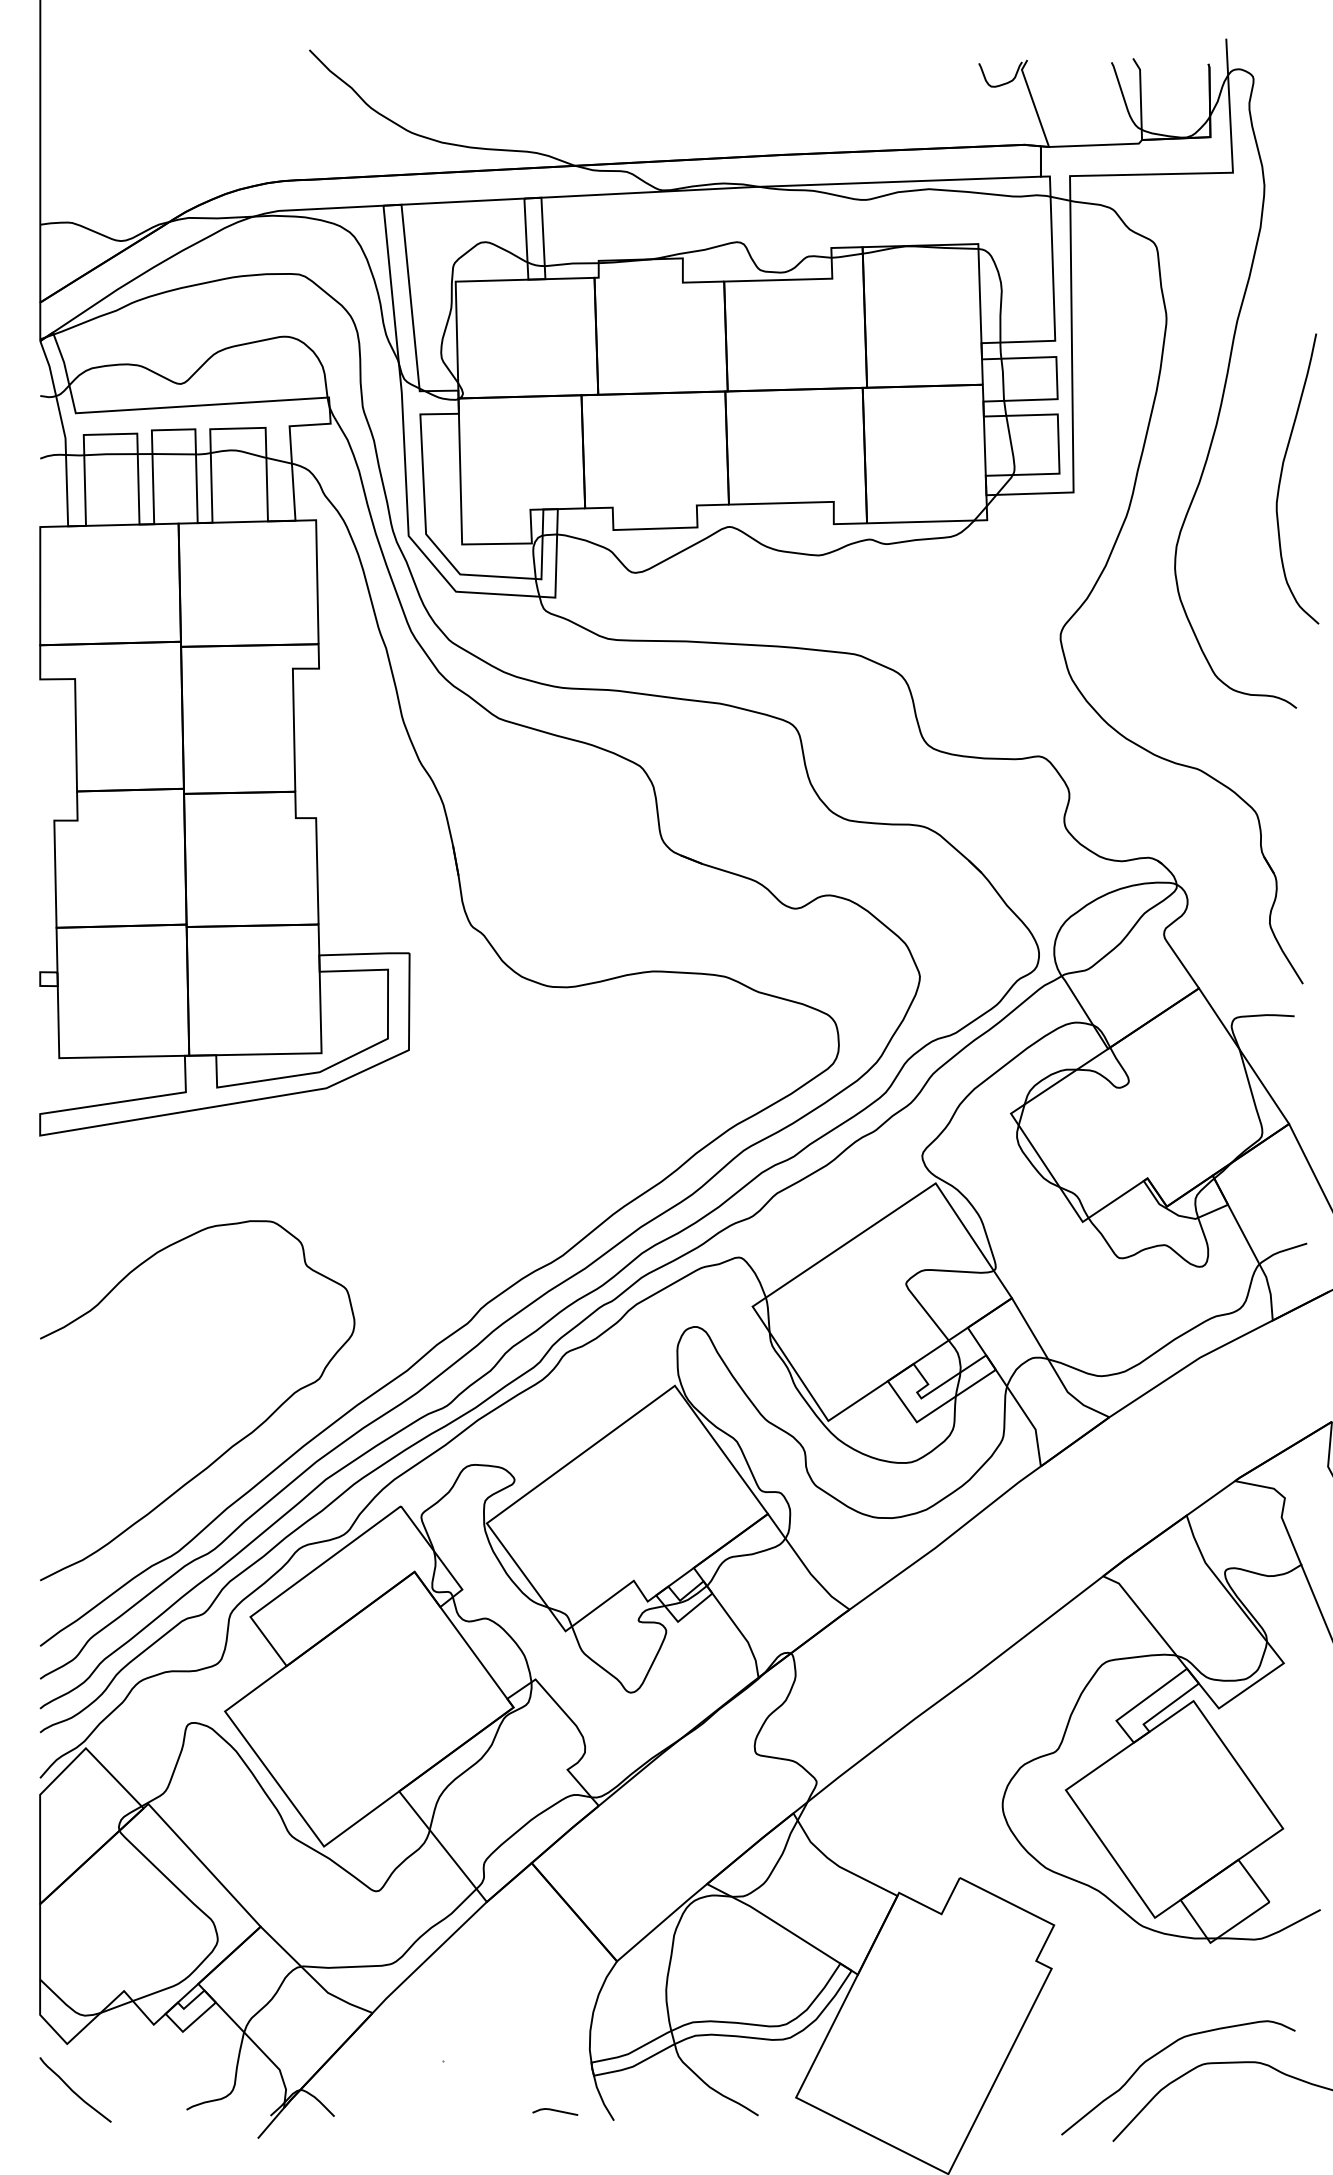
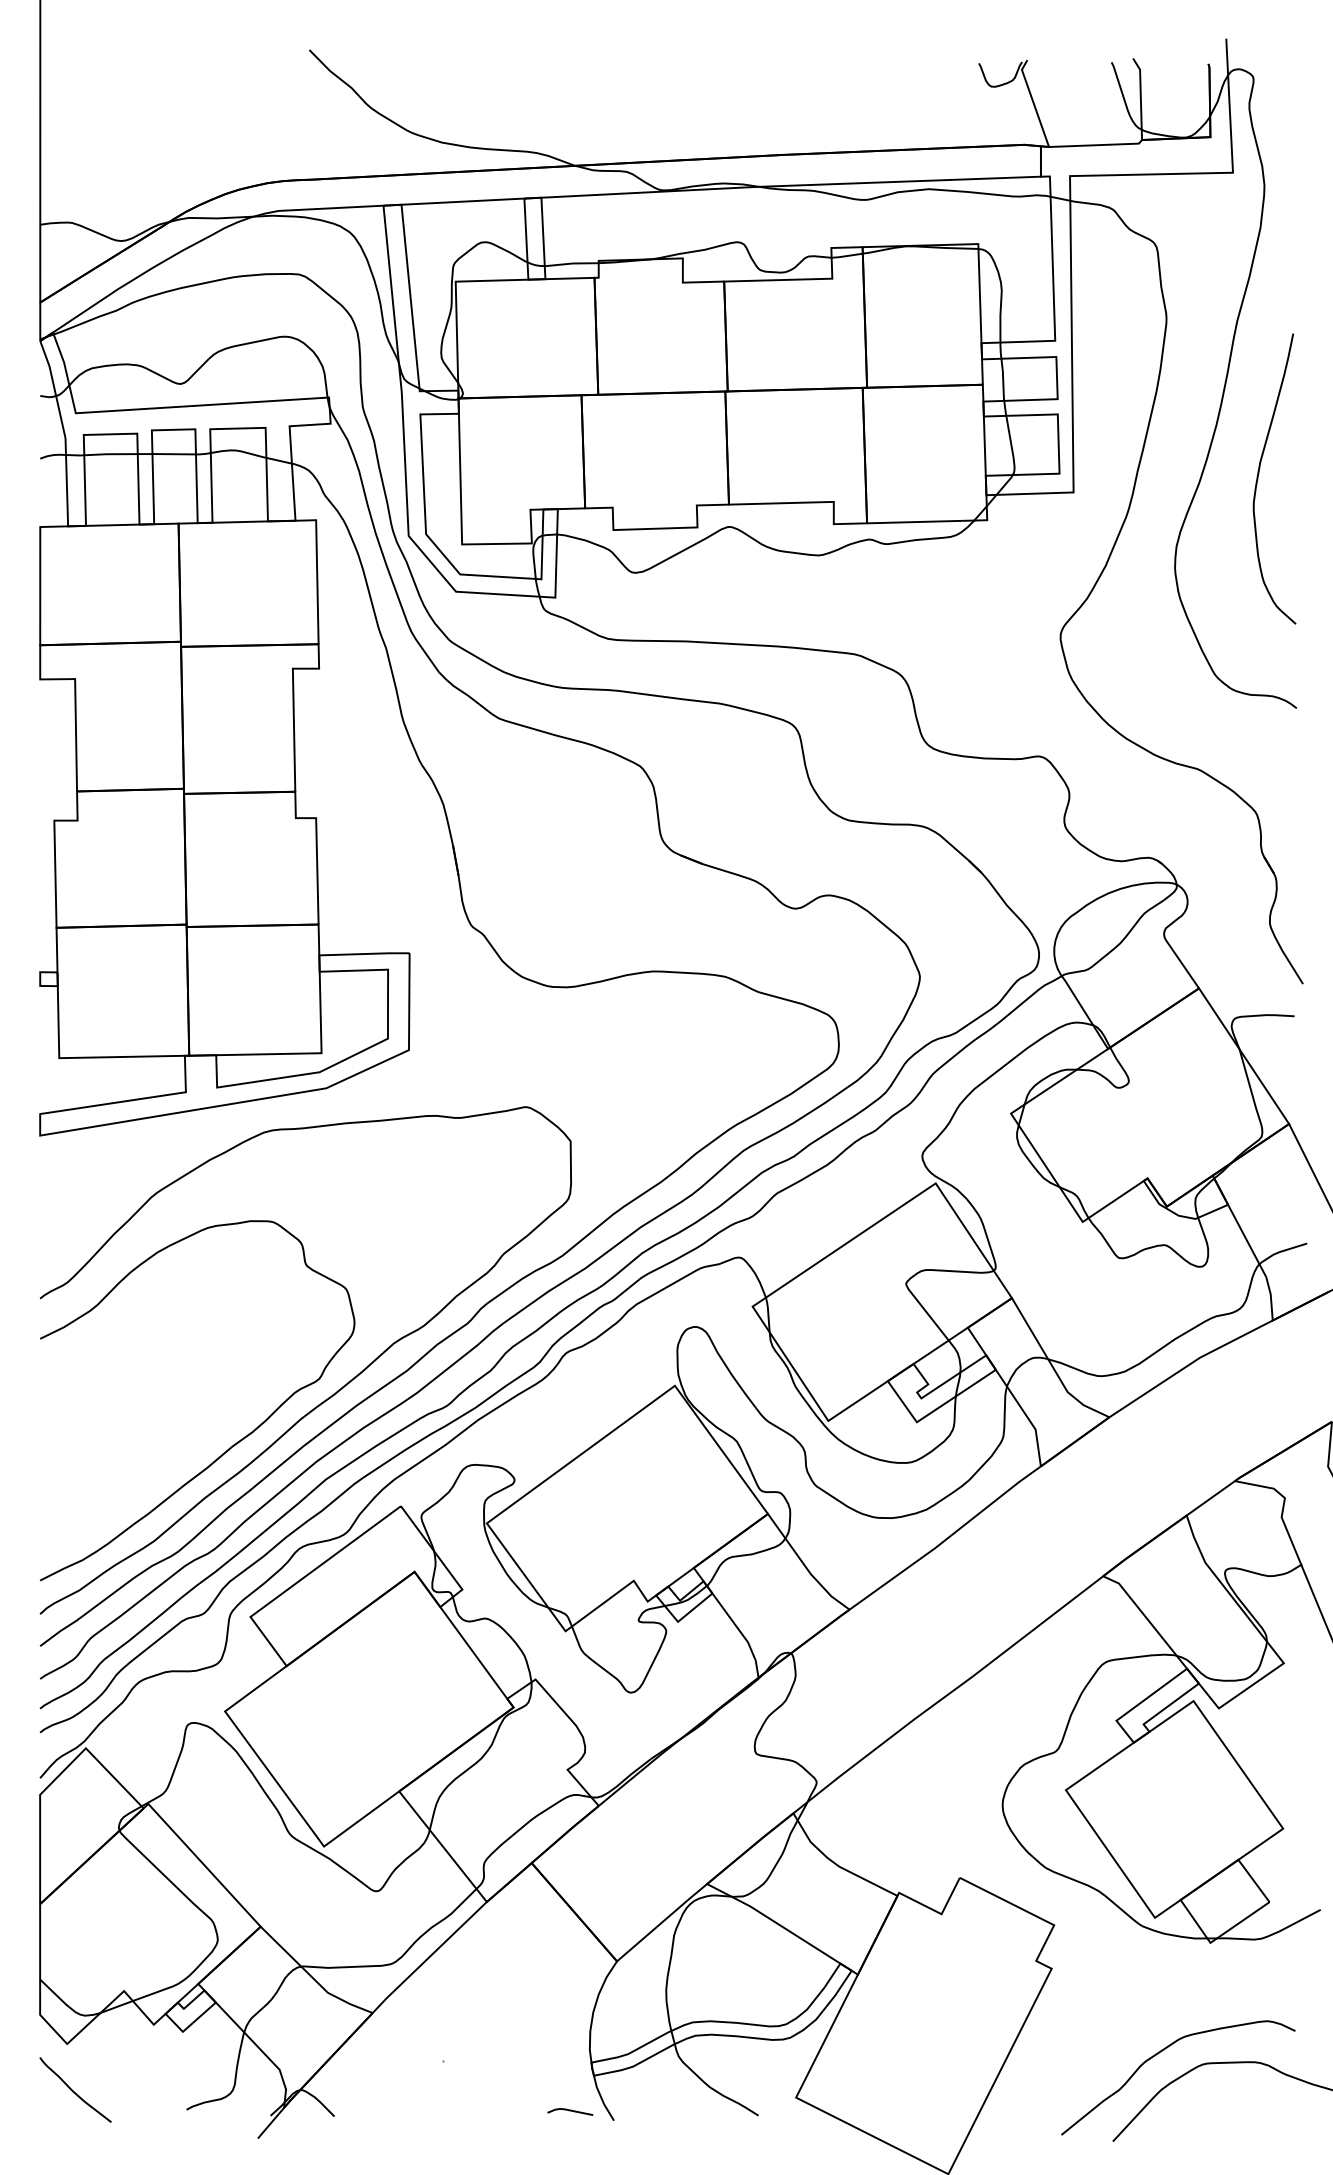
curve position: (1282, 473) -> (1259, 473) (1259, 473)
curve: none -> present (329, 1396)
line position: (555, 2111) -> (570, 2111) (570, 2111)
